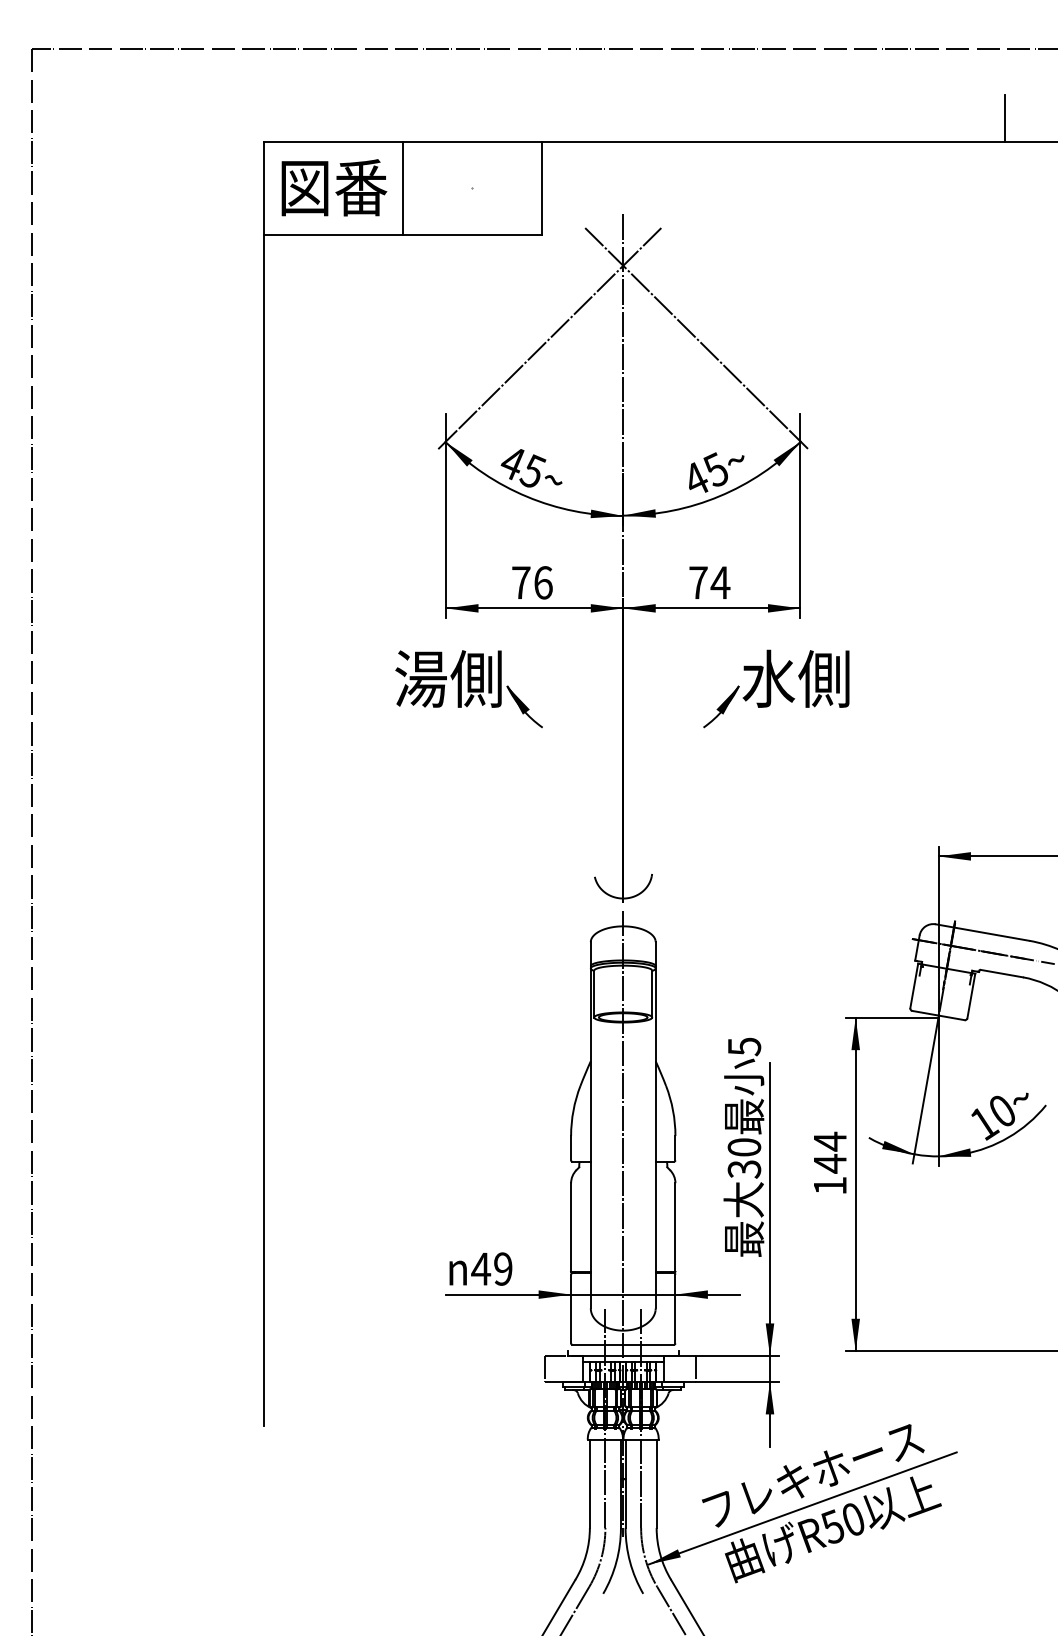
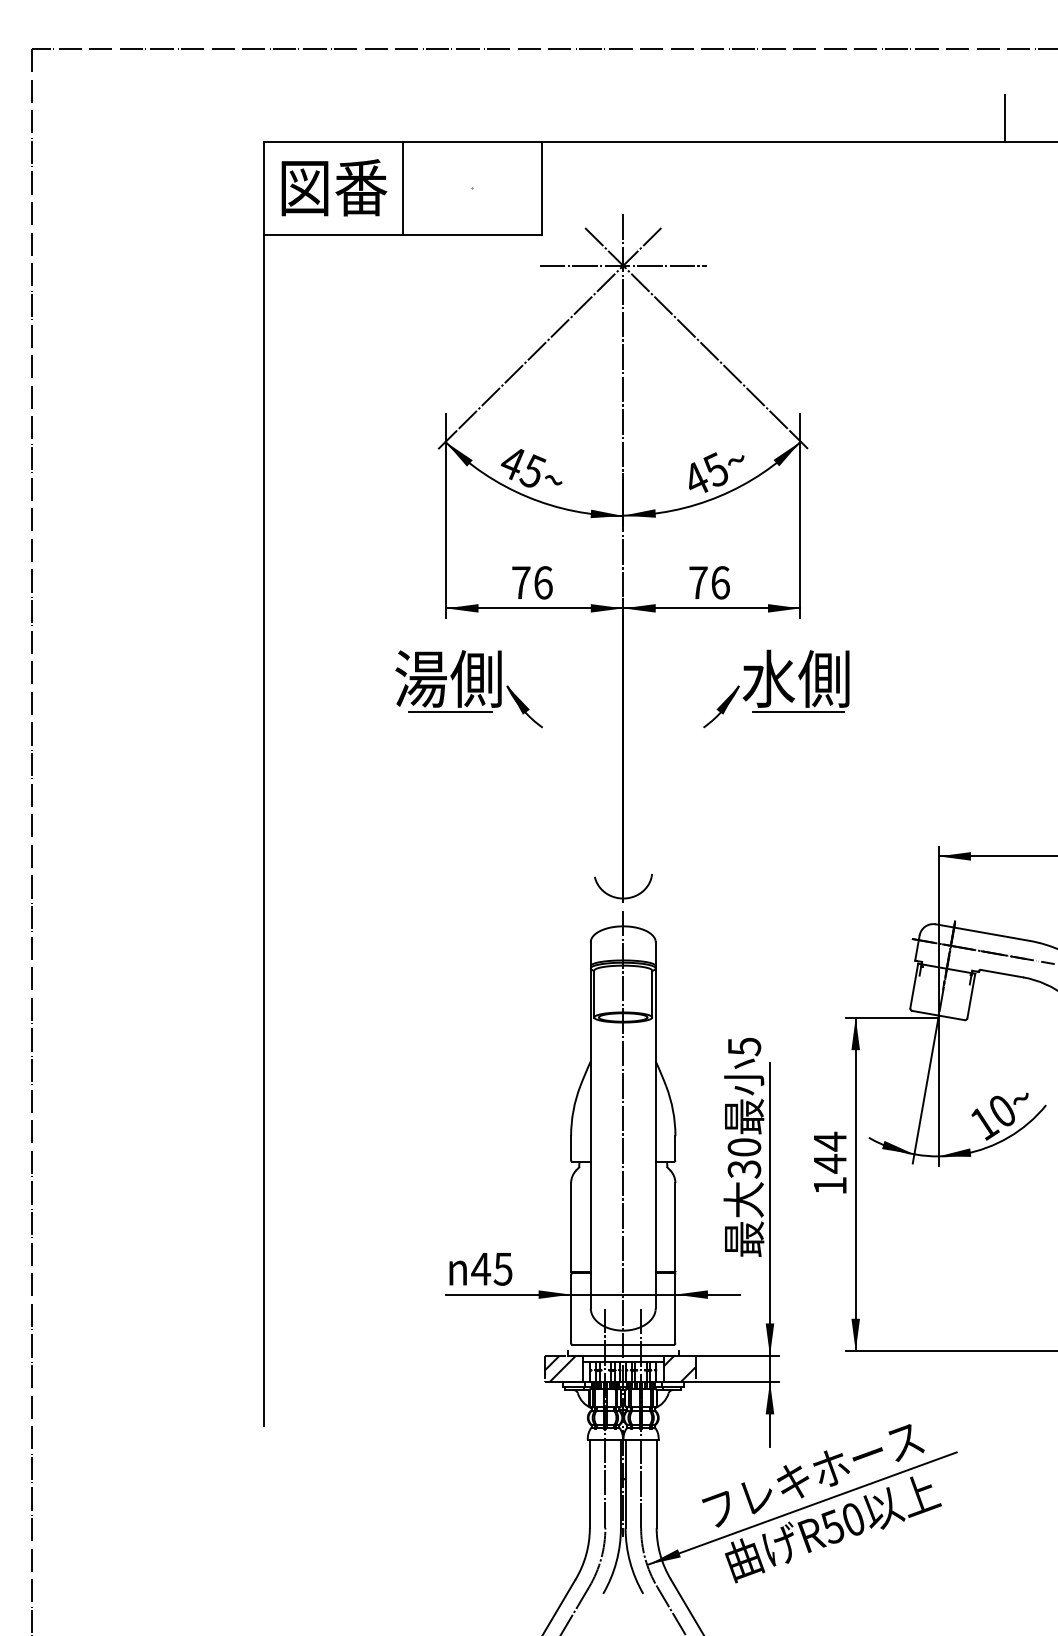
line: none -> present (622, 265)
text: 74 -> 76 (720, 582)
line: none -> present (450, 712)
line: none -> present (798, 712)
text: 49 -> 45 (502, 1268)
hatch: none -> present (563, 1368)
hatch: none -> present (679, 1368)
